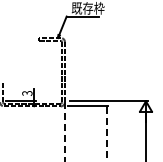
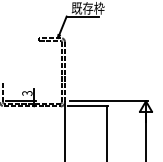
line: dashed -> solid (65, 132)
line: dashed -> solid (106, 133)
